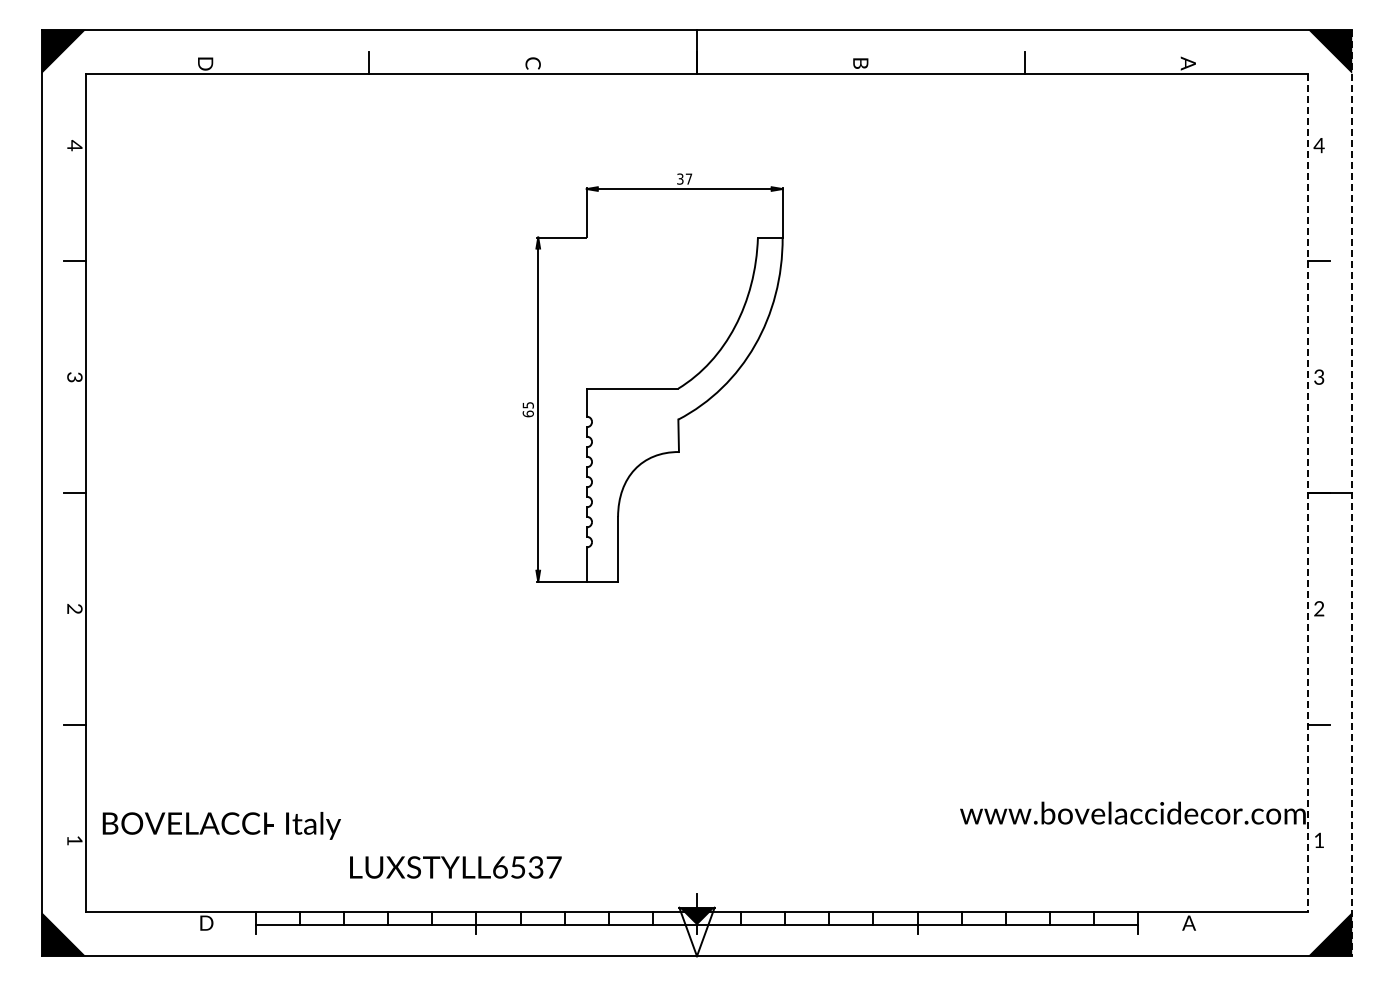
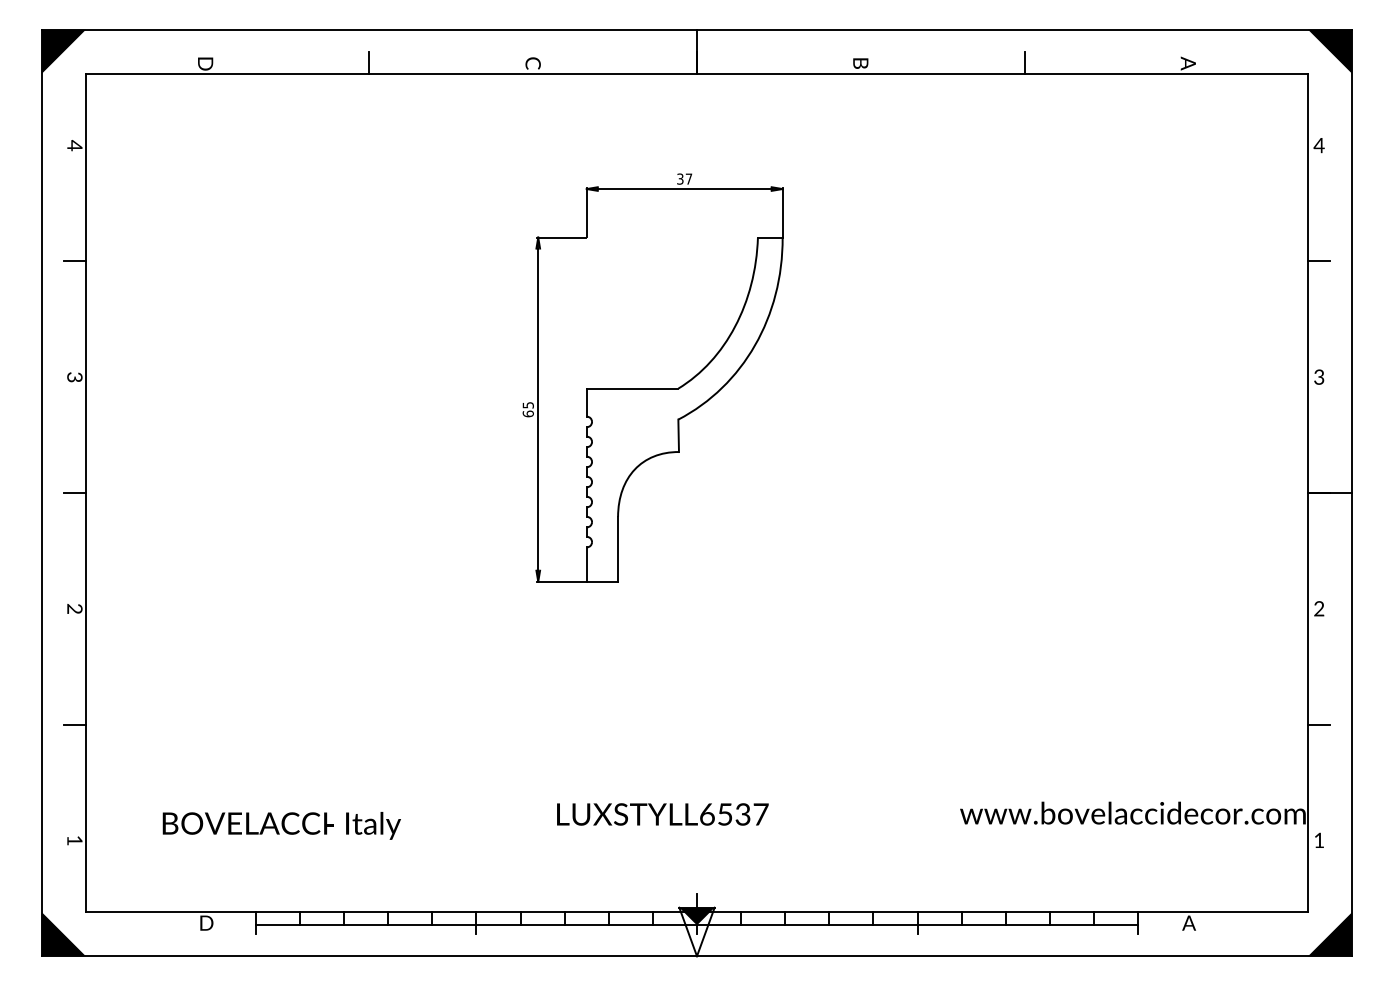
line: dashed -> solid (1308, 493)
line: dashed -> solid (1352, 493)
text position: (221, 825) -> (281, 825) (281, 825)
text position: (455, 867) -> (662, 814) (662, 814)
